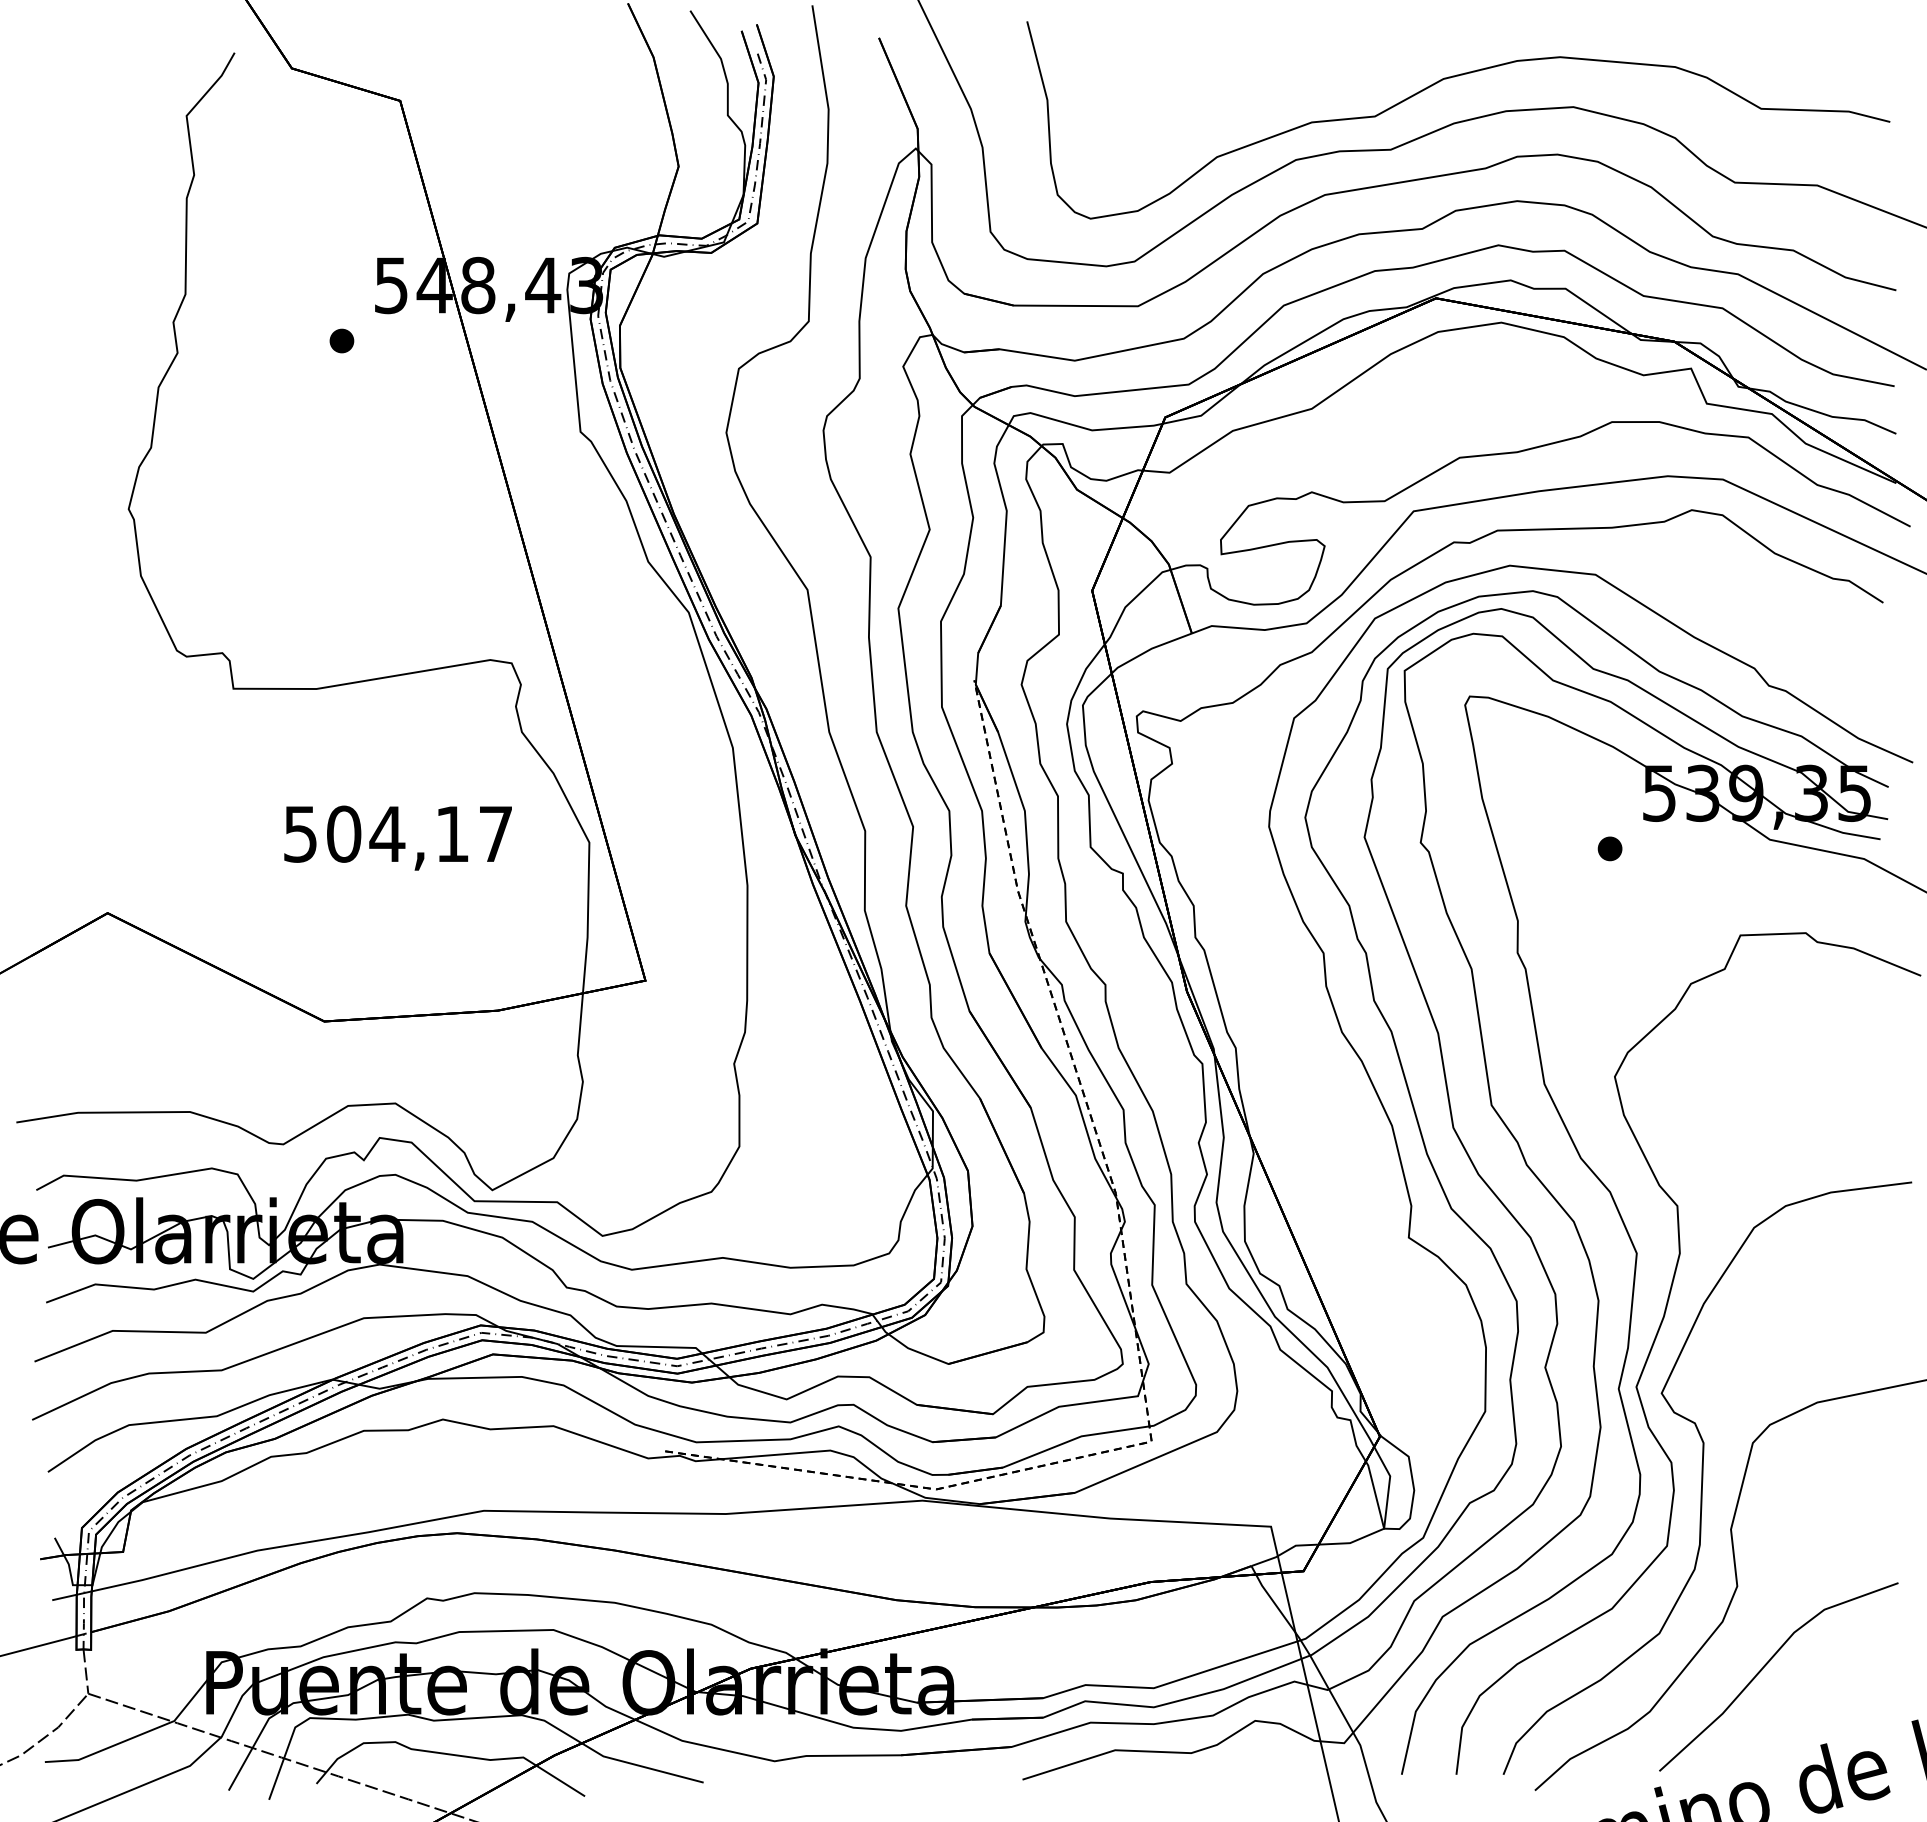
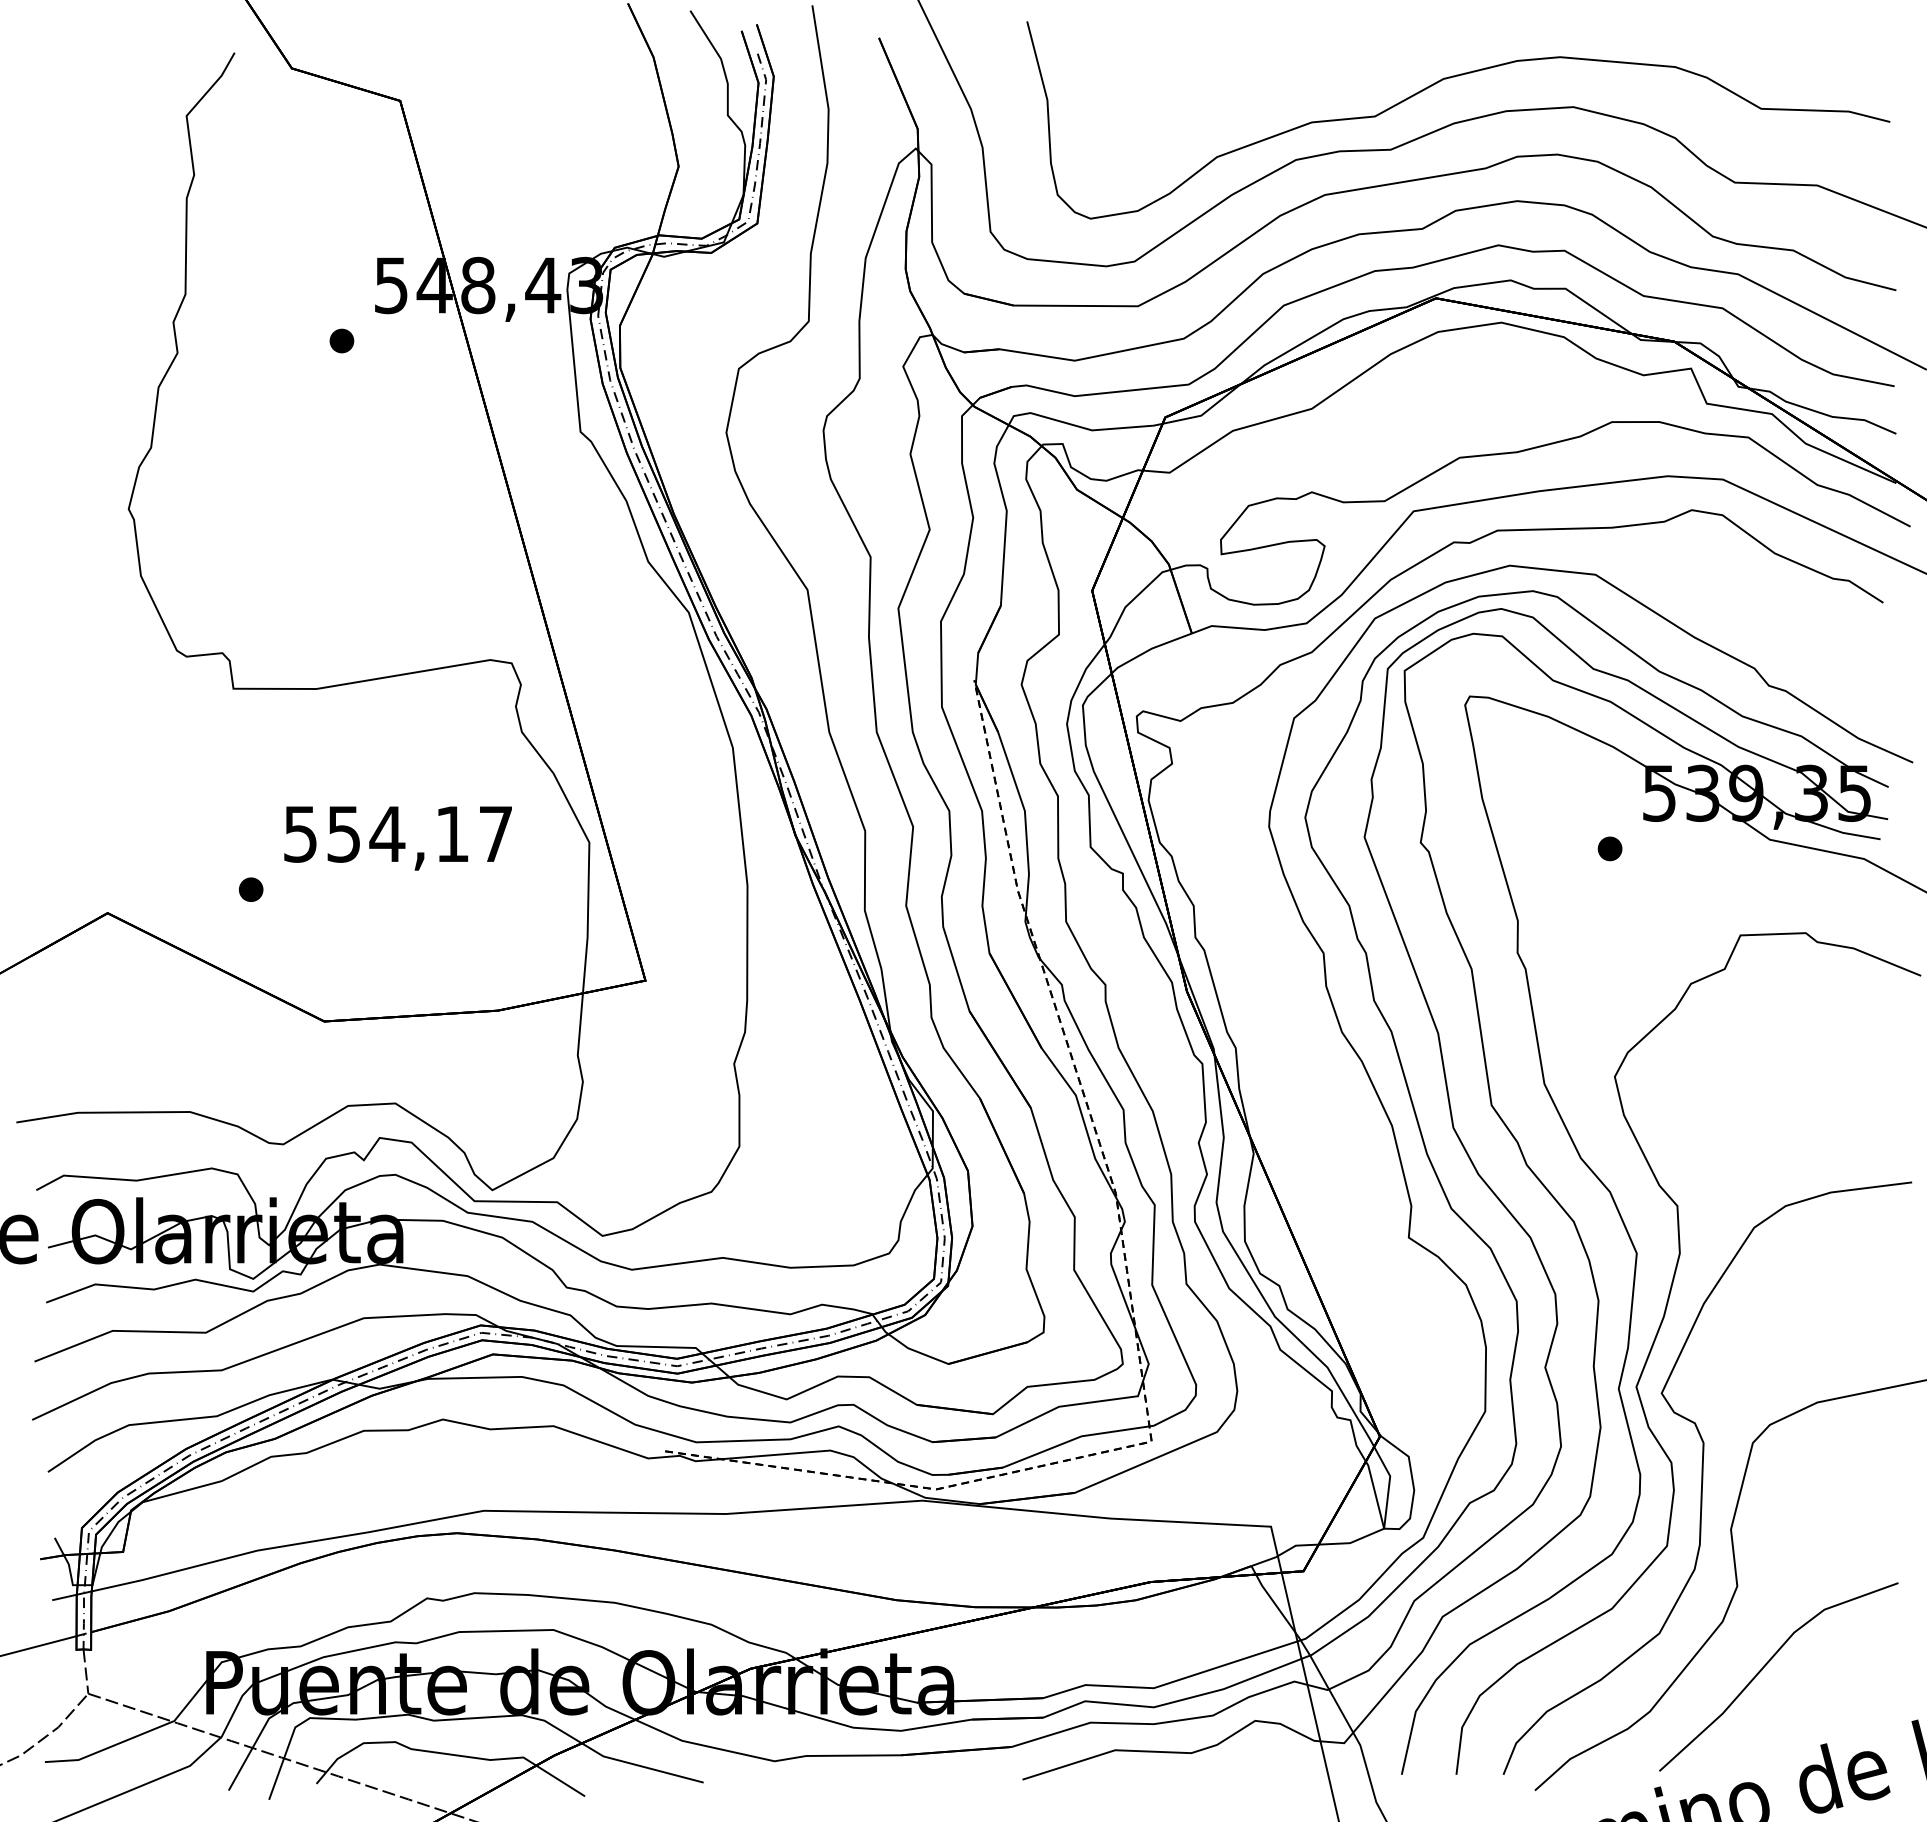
text: 504,17 -> 554,17 (344, 833)
part: none -> present (251, 889)
